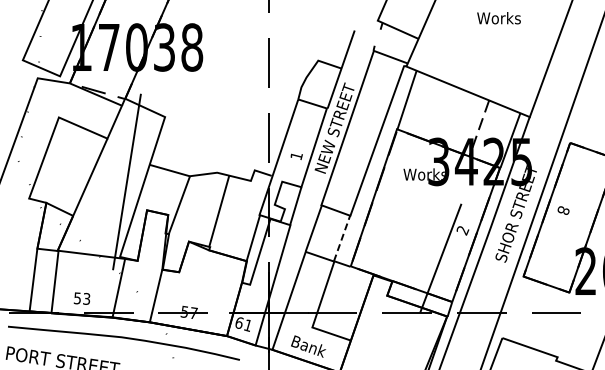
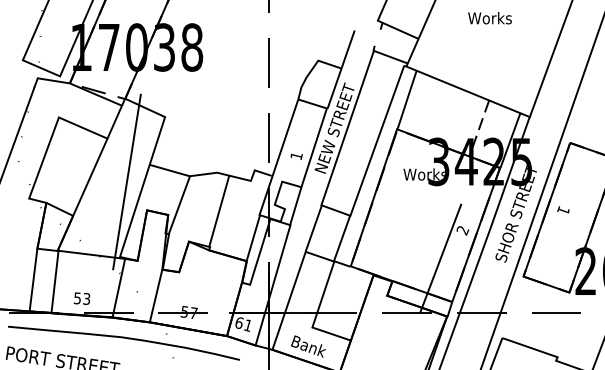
text position: (498, 18) -> (489, 18) (489, 18)
text: 8 -> 1 (563, 210)
line: dashed -> solid (342, 238)
